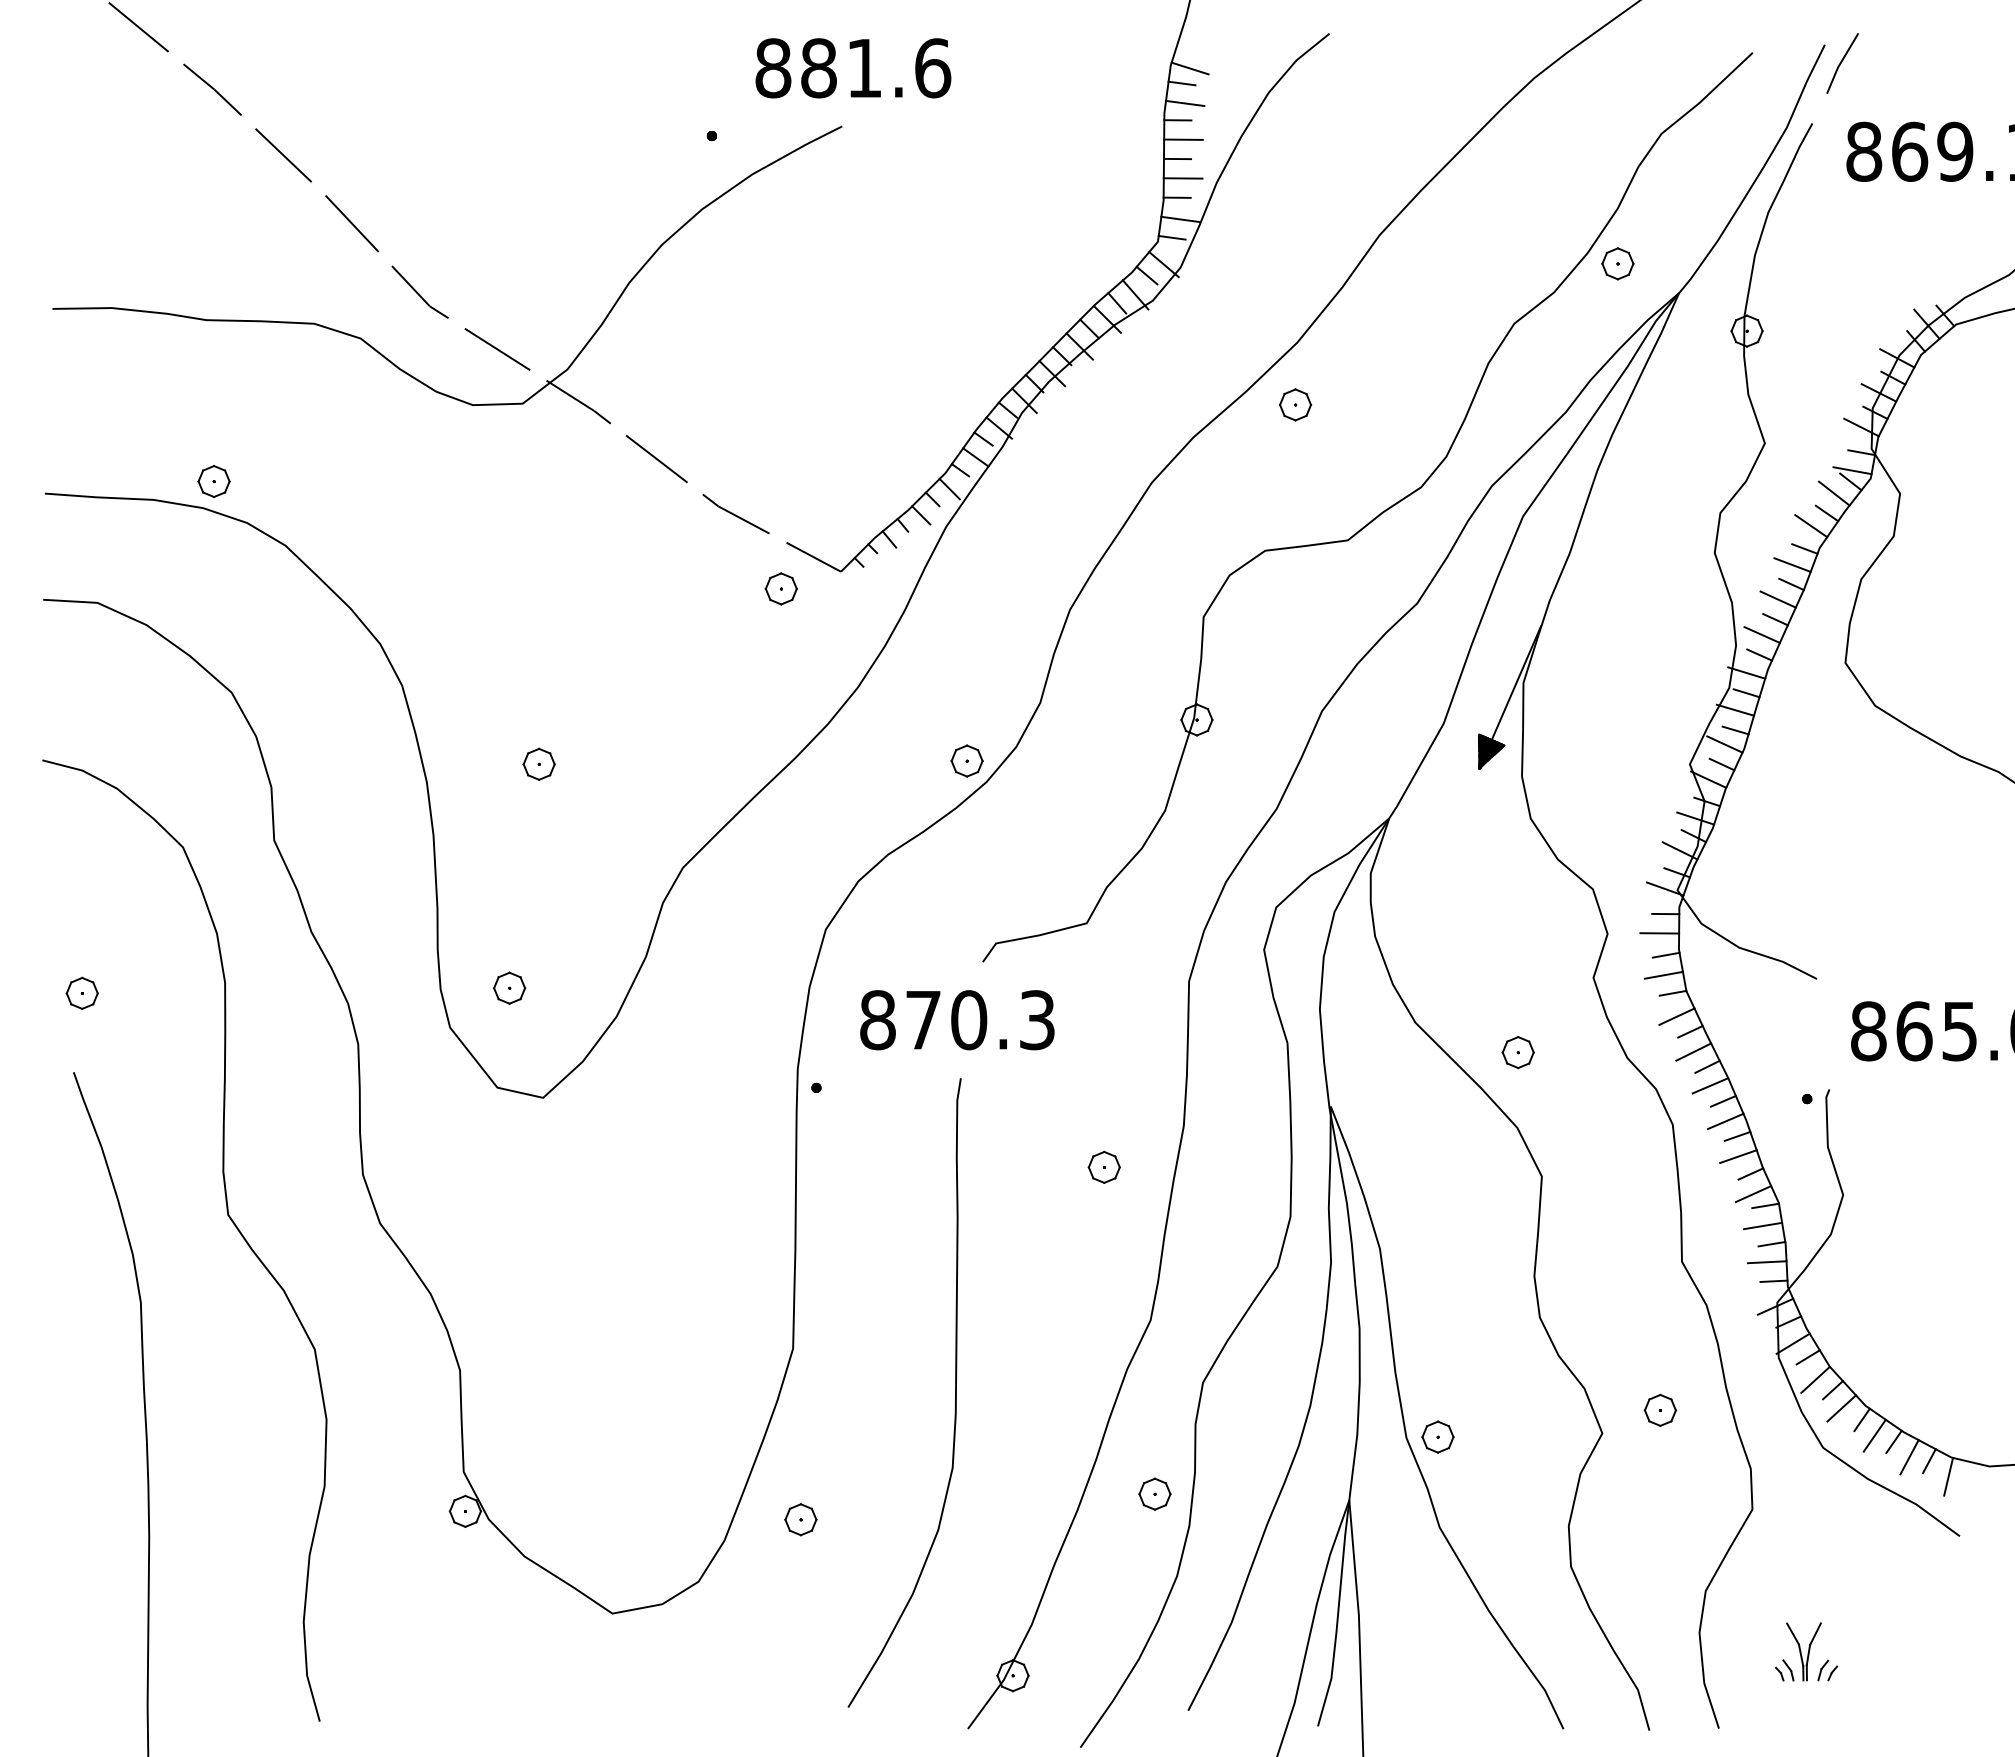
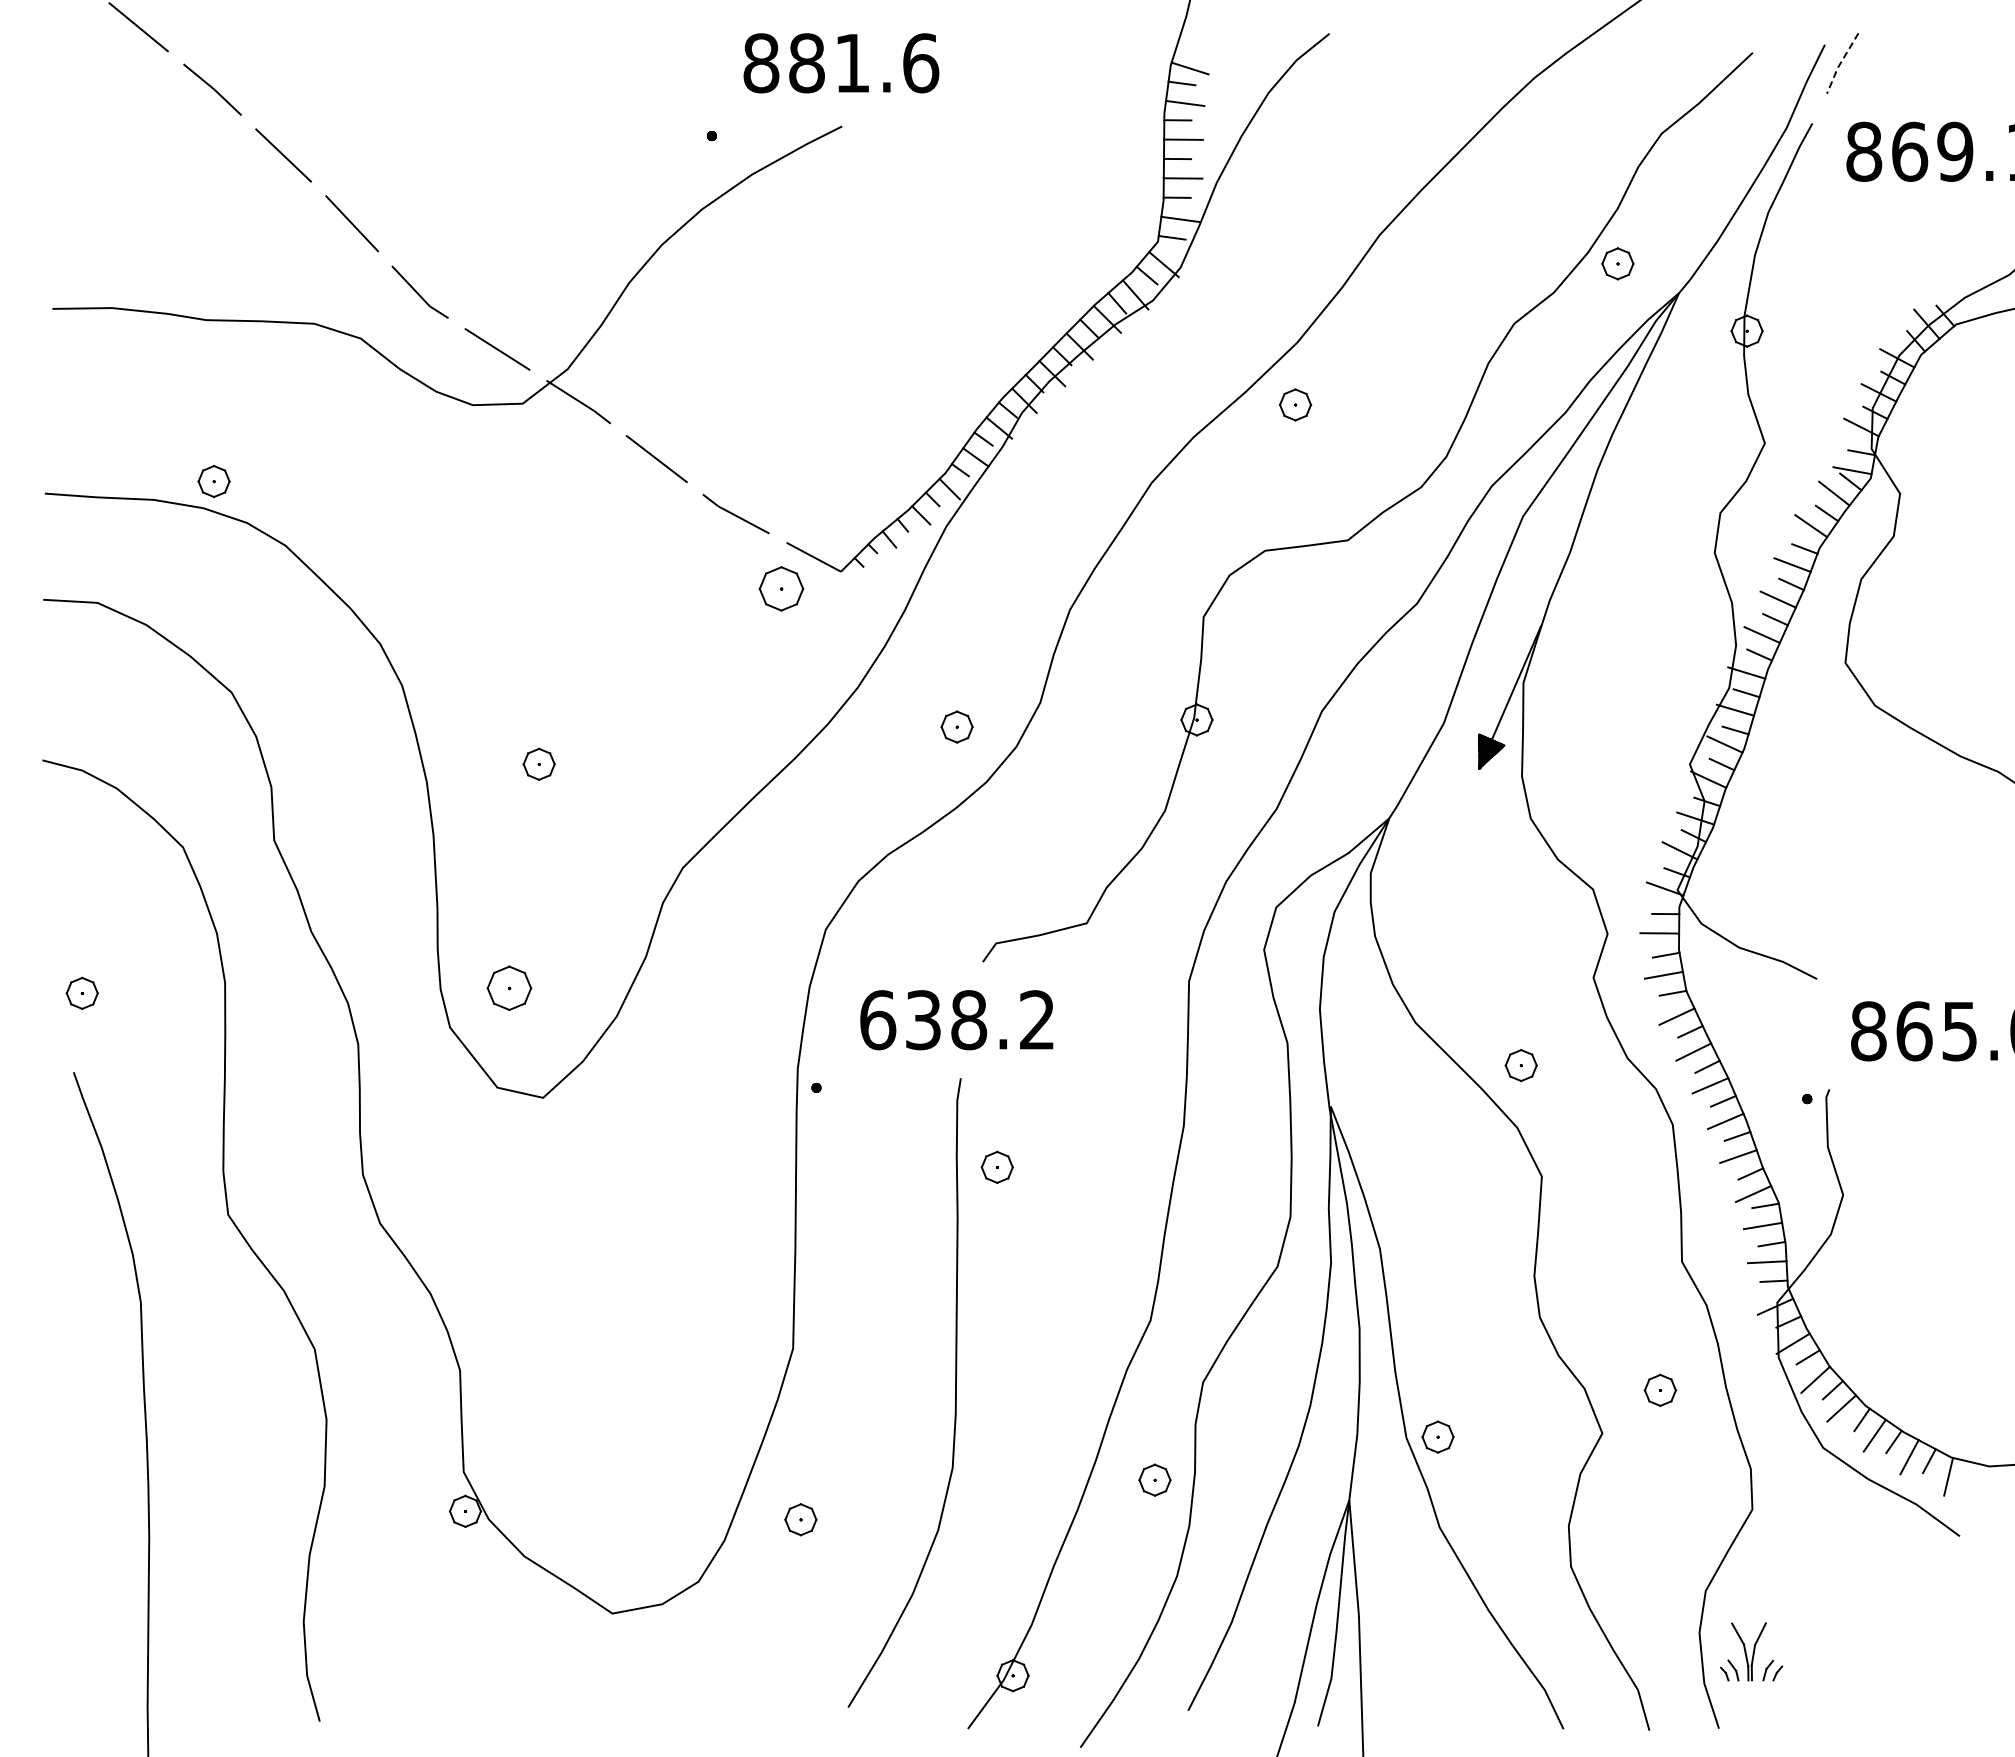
line: solid -> dashed (1840, 63)
text position: (853, 68) -> (841, 63) (841, 63)
part size: 34x34 px -> 47x46 px (781, 588)
part position: (966, 760) -> (956, 726) (956, 726)
part size: 34x34 px -> 47x47 px (509, 988)
text: 870.3 -> 638.2 (957, 1020)
part position: (1517, 1052) -> (1520, 1065) (1520, 1065)
part position: (1103, 1166) -> (996, 1166) (996, 1166)
part position: (1659, 1409) -> (1659, 1389) (1659, 1389)
part position: (1154, 1493) -> (1154, 1479) (1154, 1479)
part position: (1806, 1651) -> (1751, 1651) (1751, 1651)
